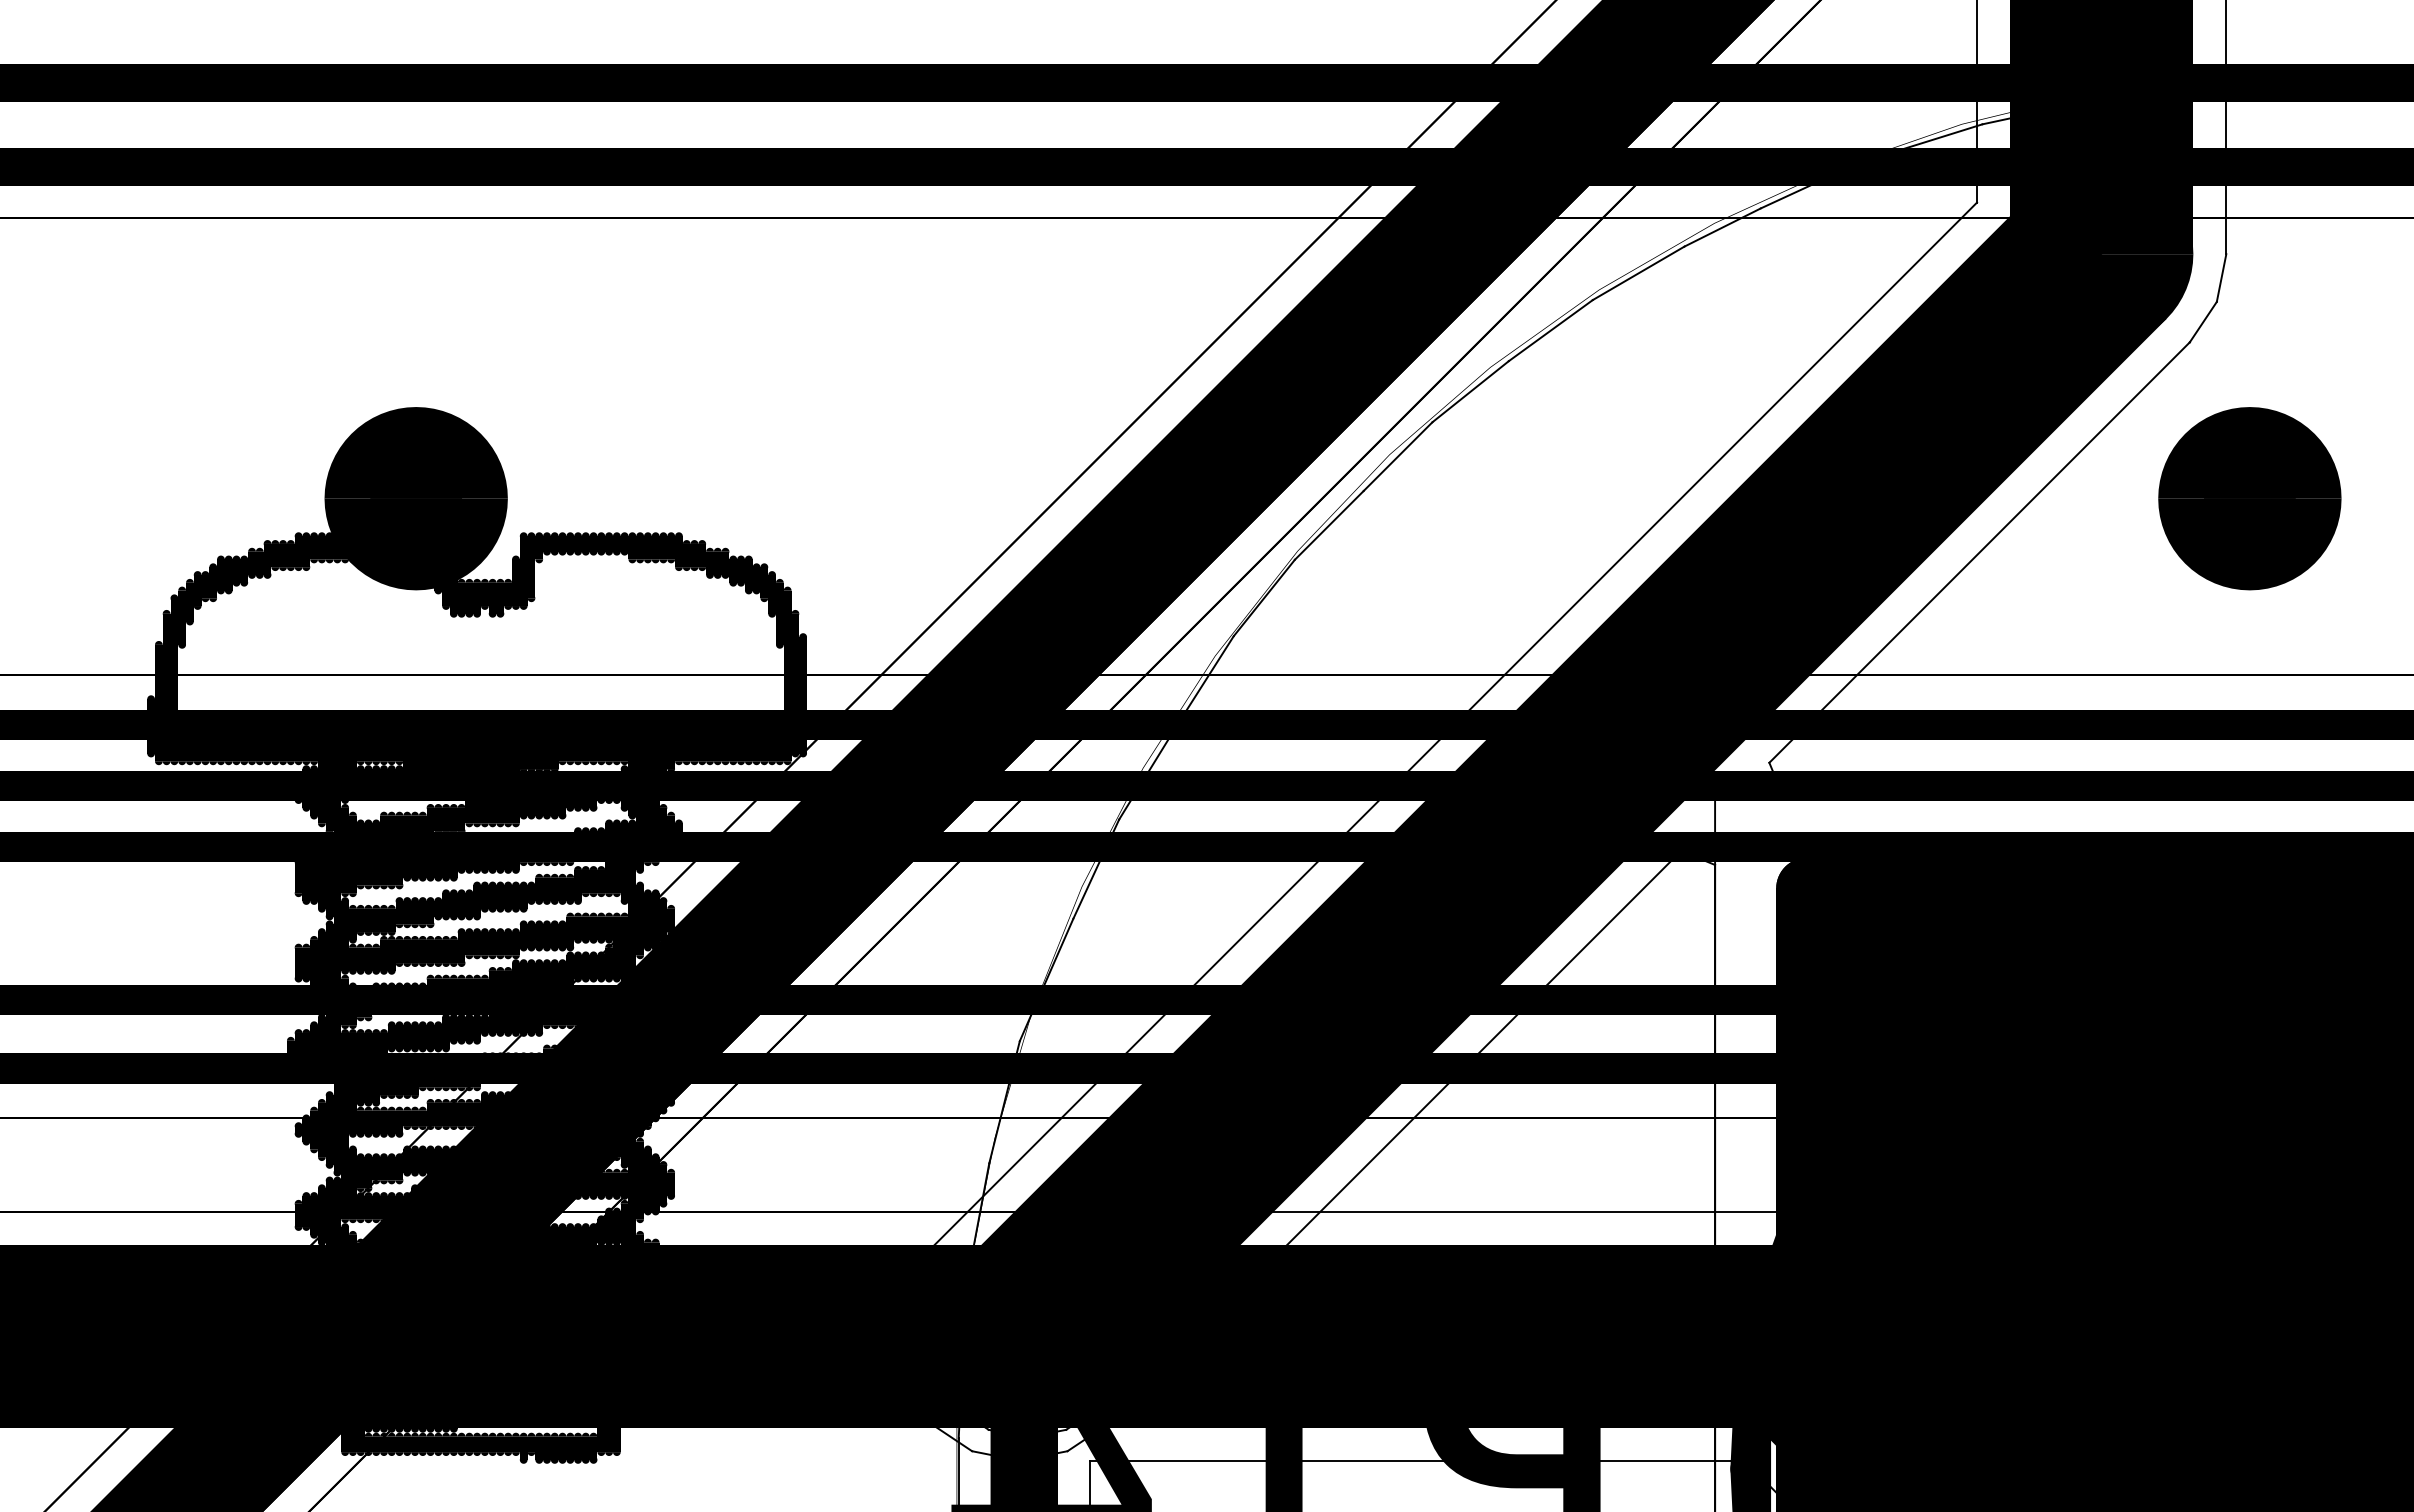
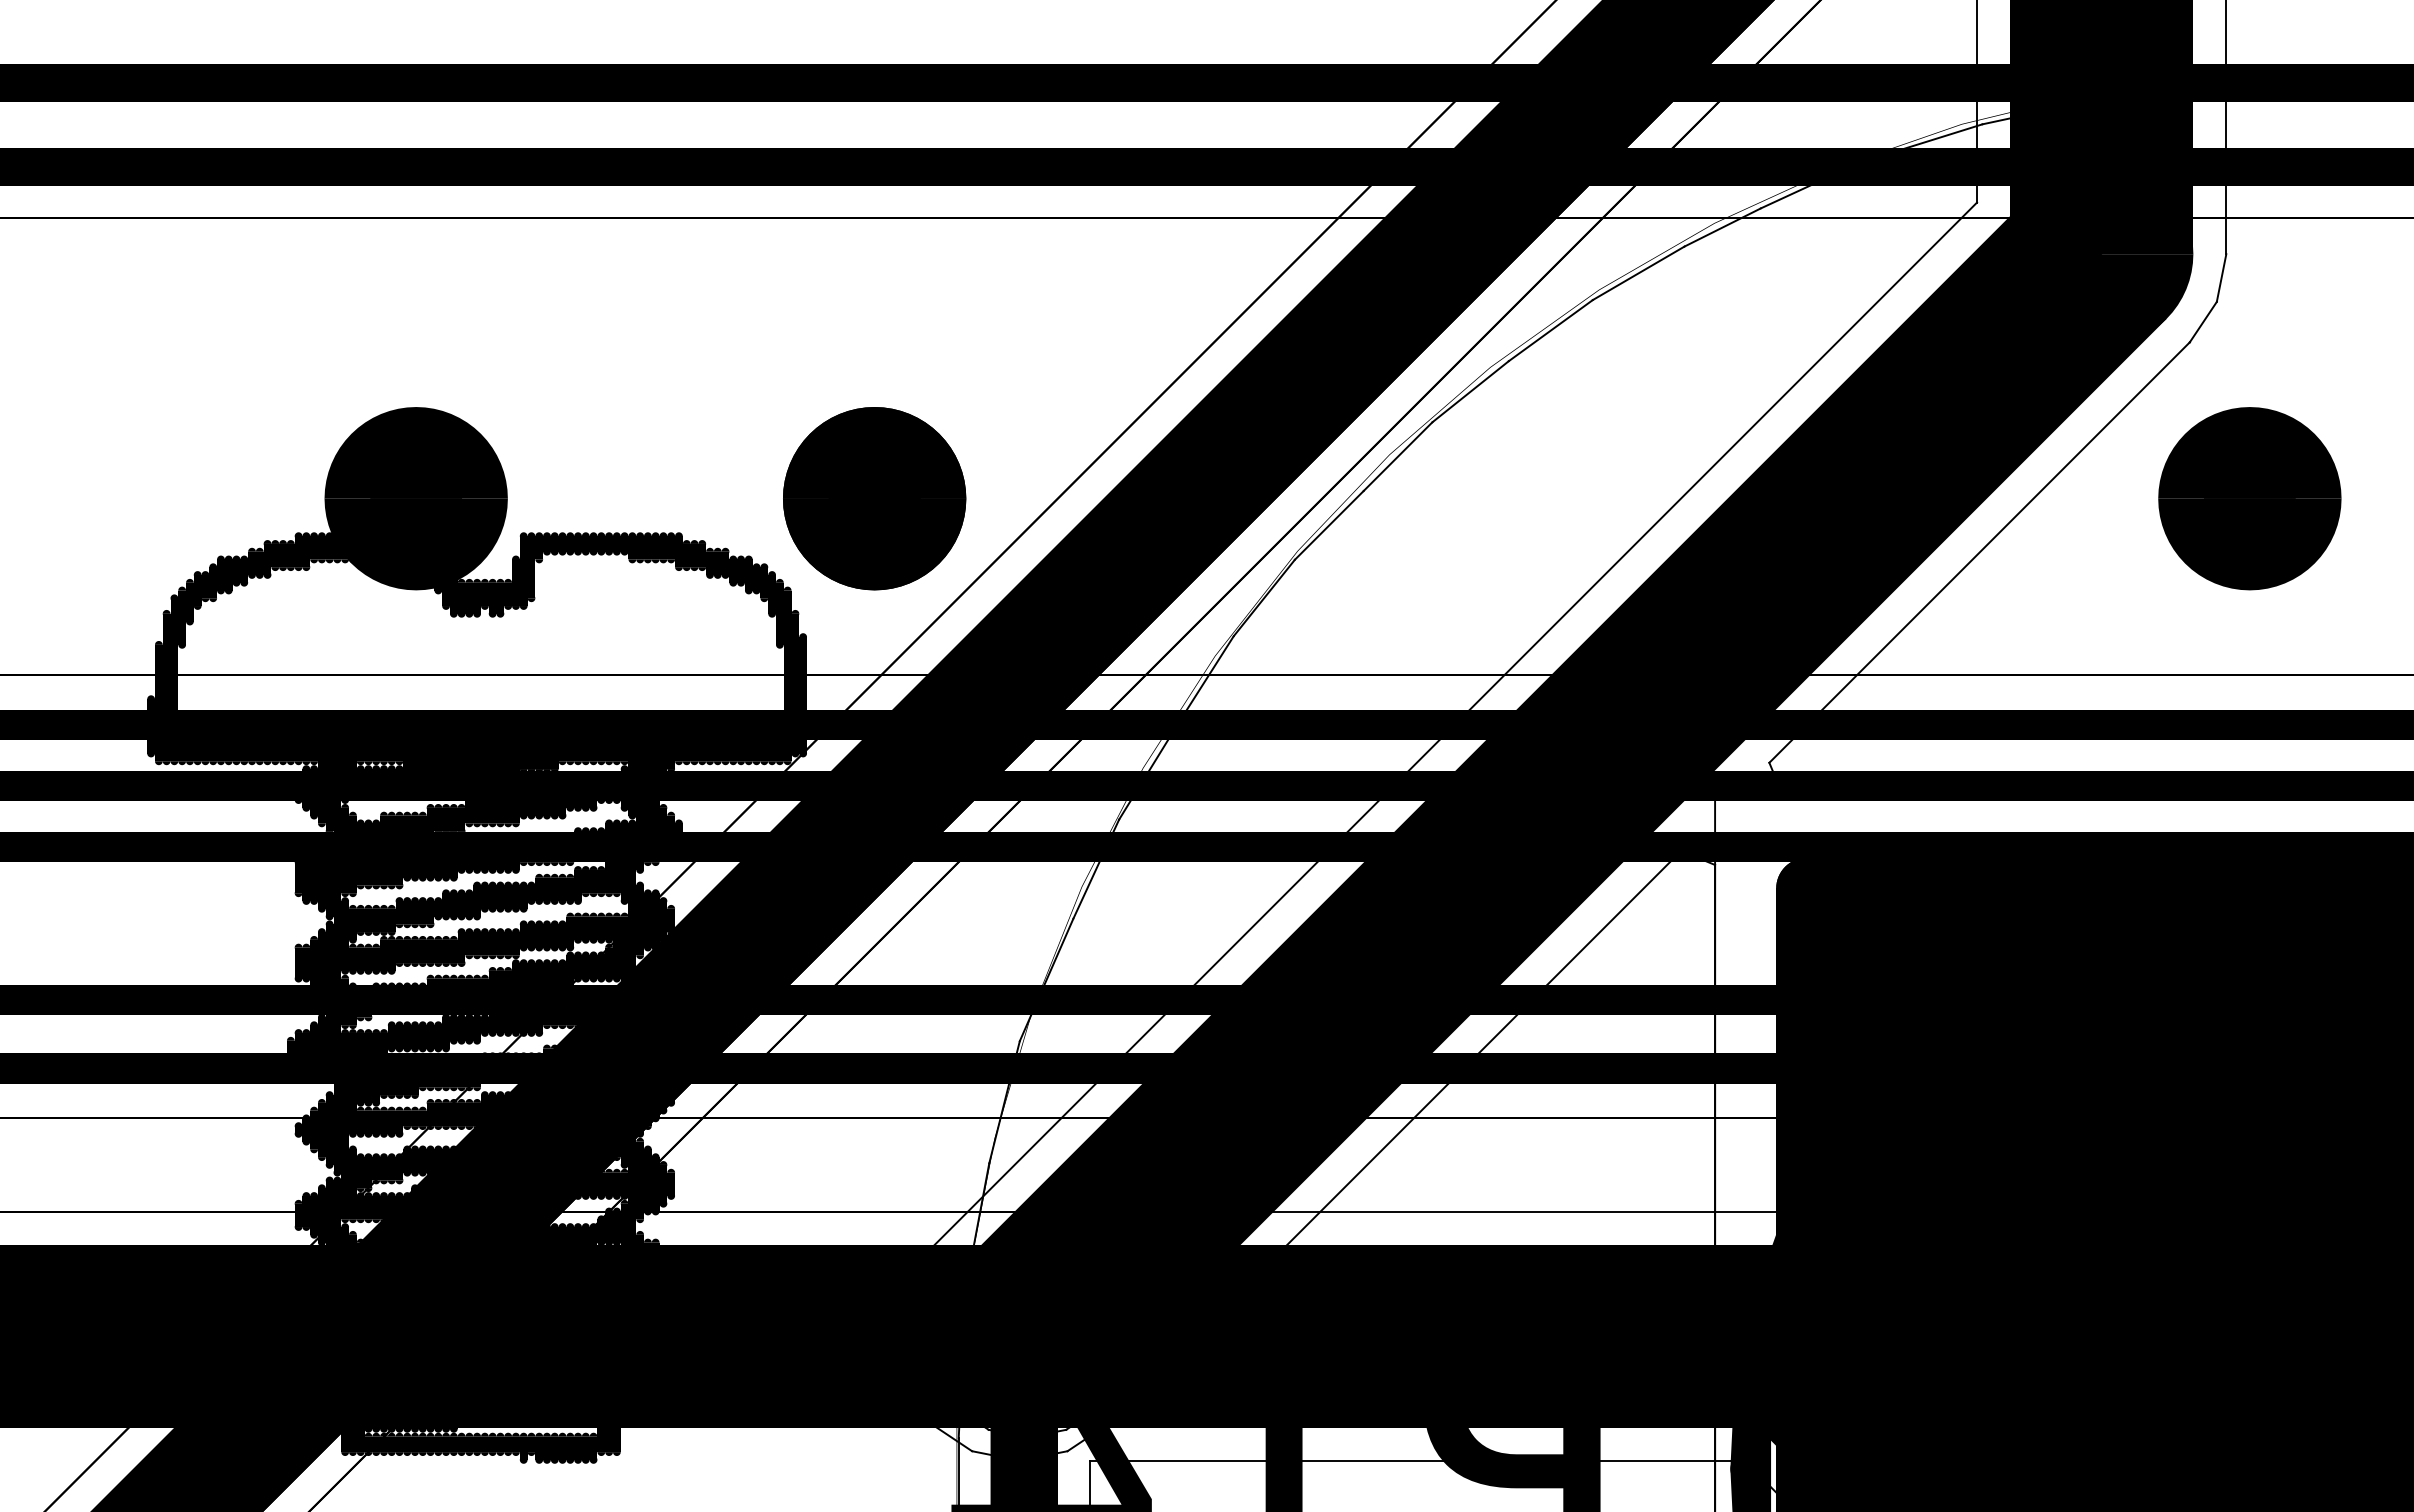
part: none -> present (874, 498)
